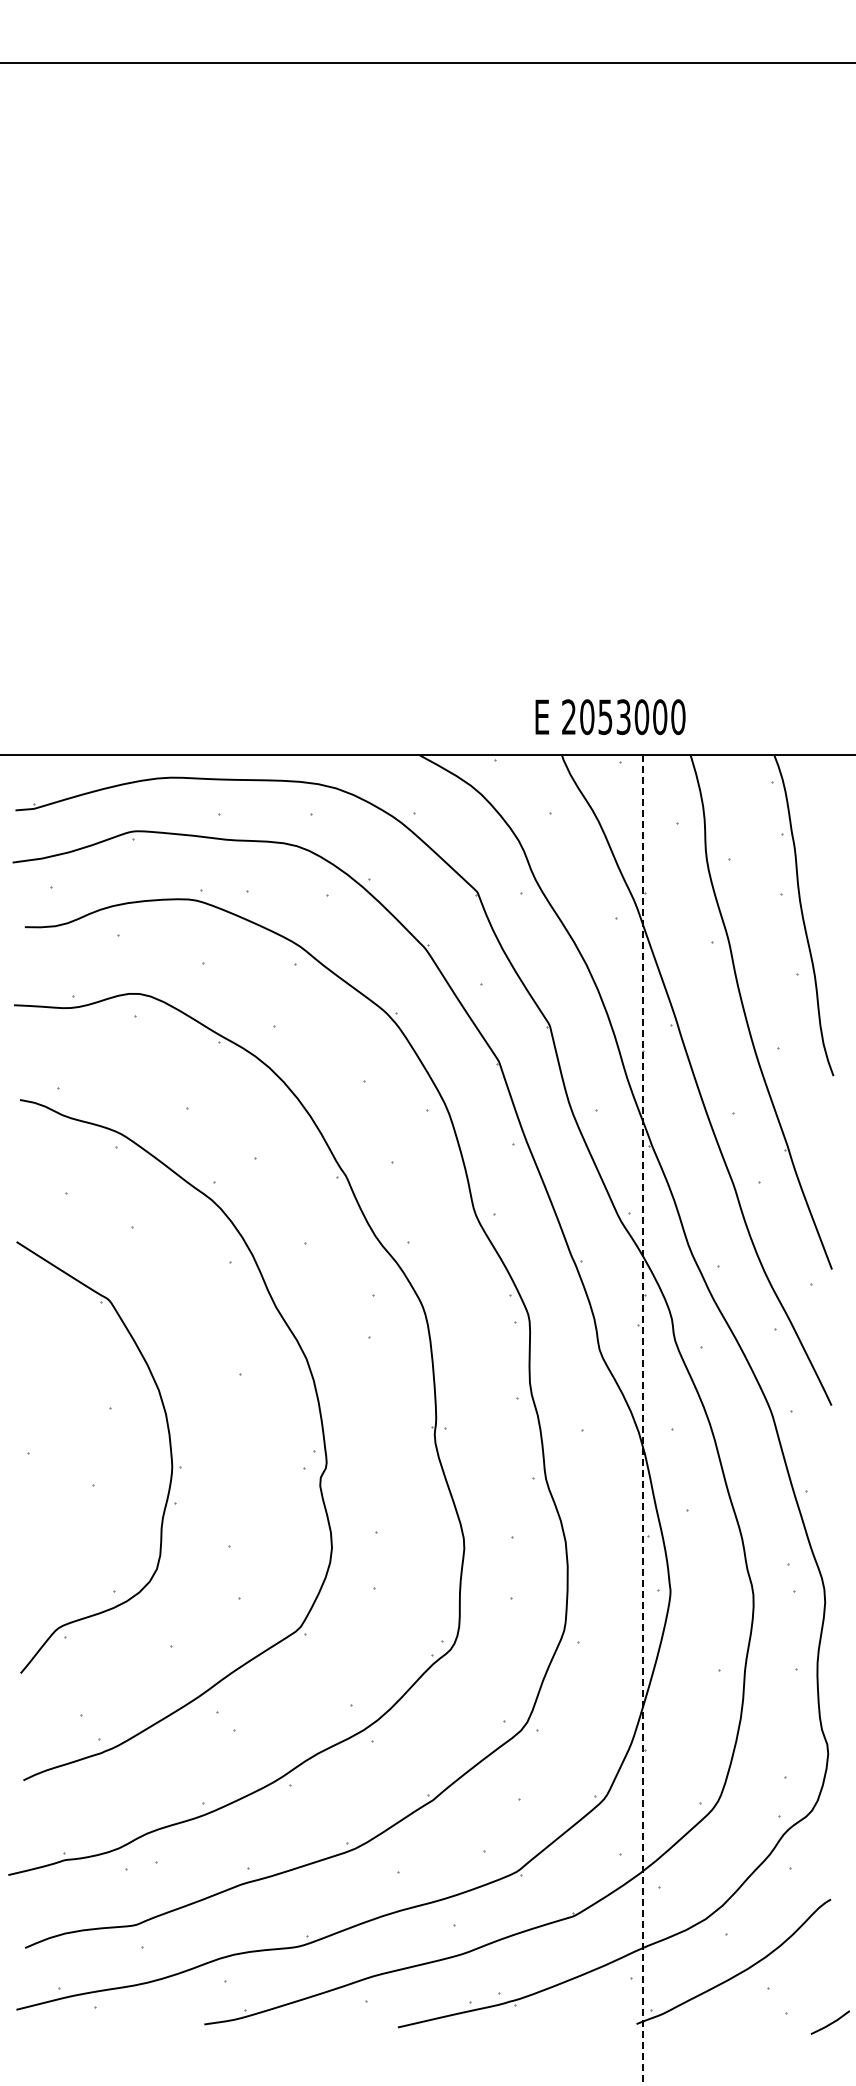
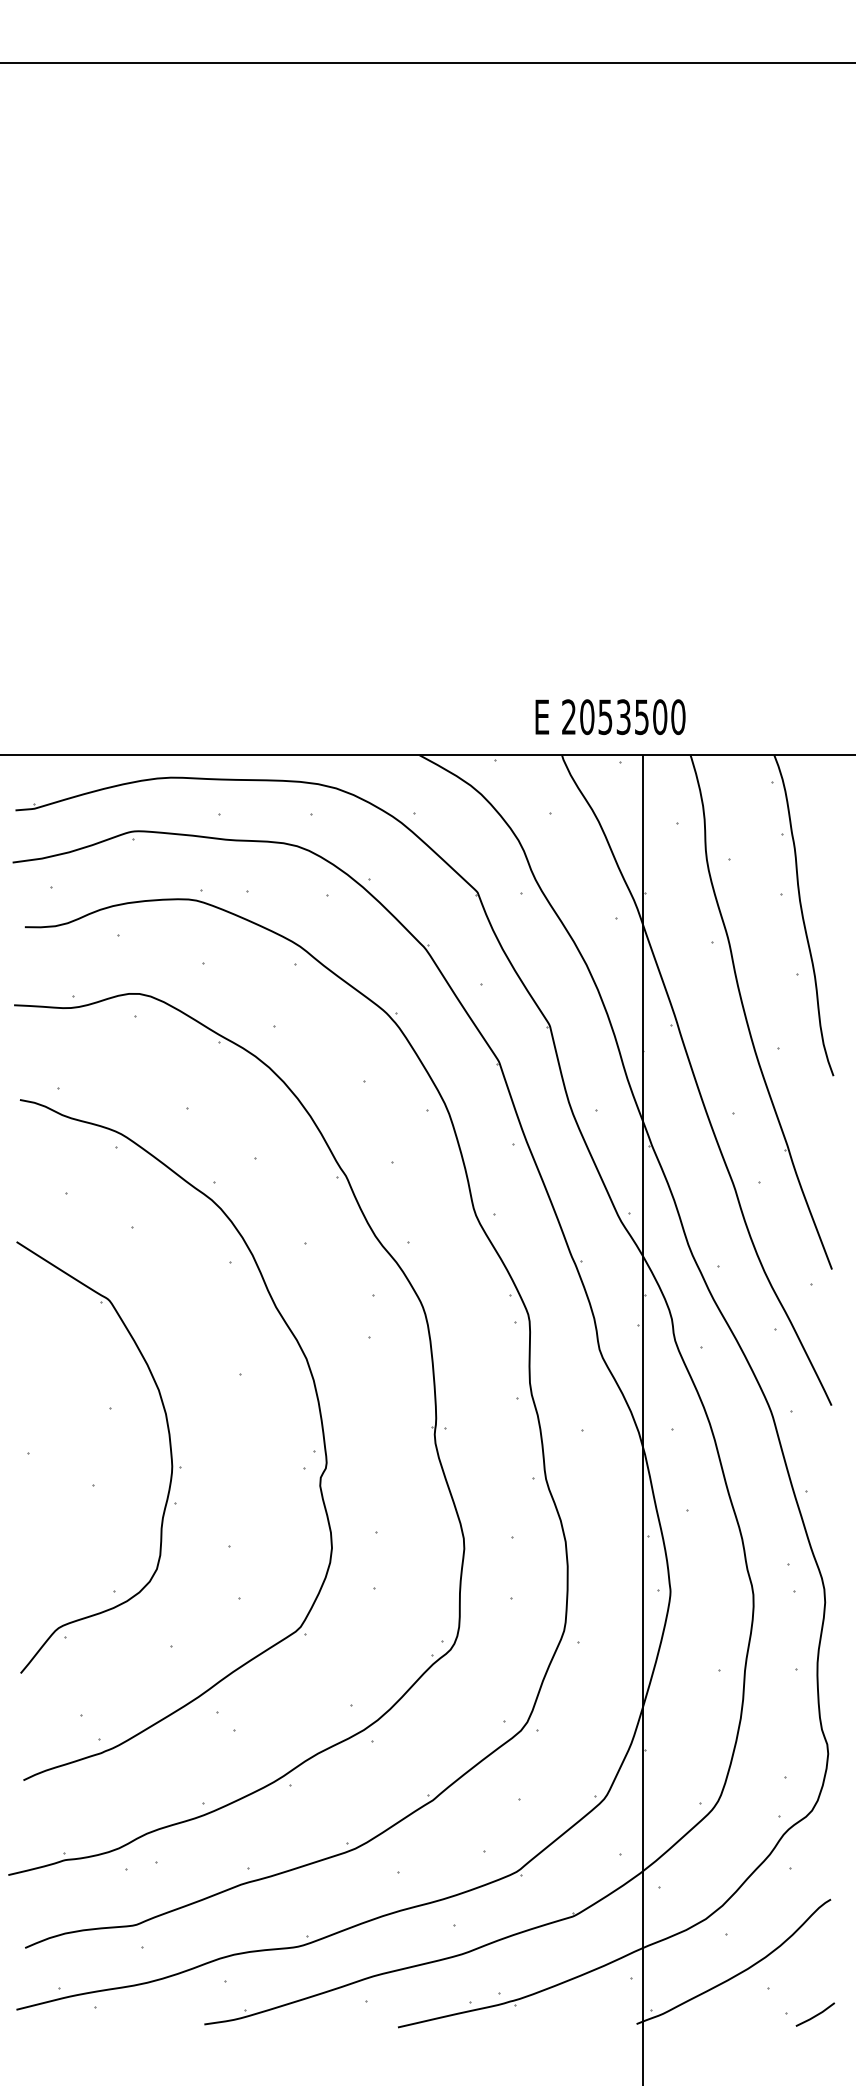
text: 2053000 -> 2053500 (641, 717)
line: dashed -> solid (642, 1420)
line position: (831, 2022) -> (816, 2014) (816, 2014)
